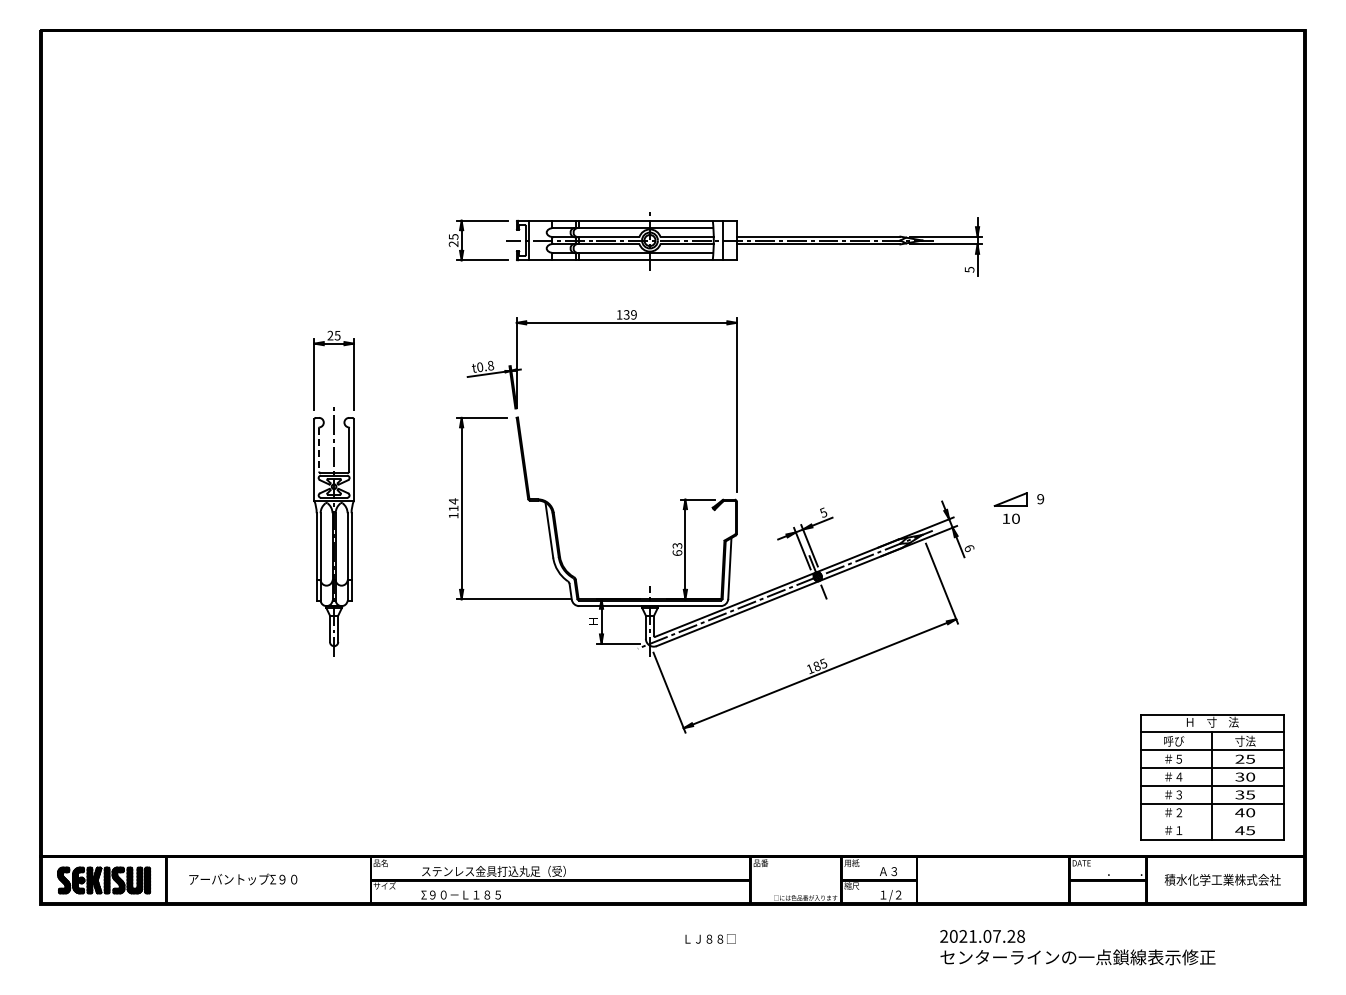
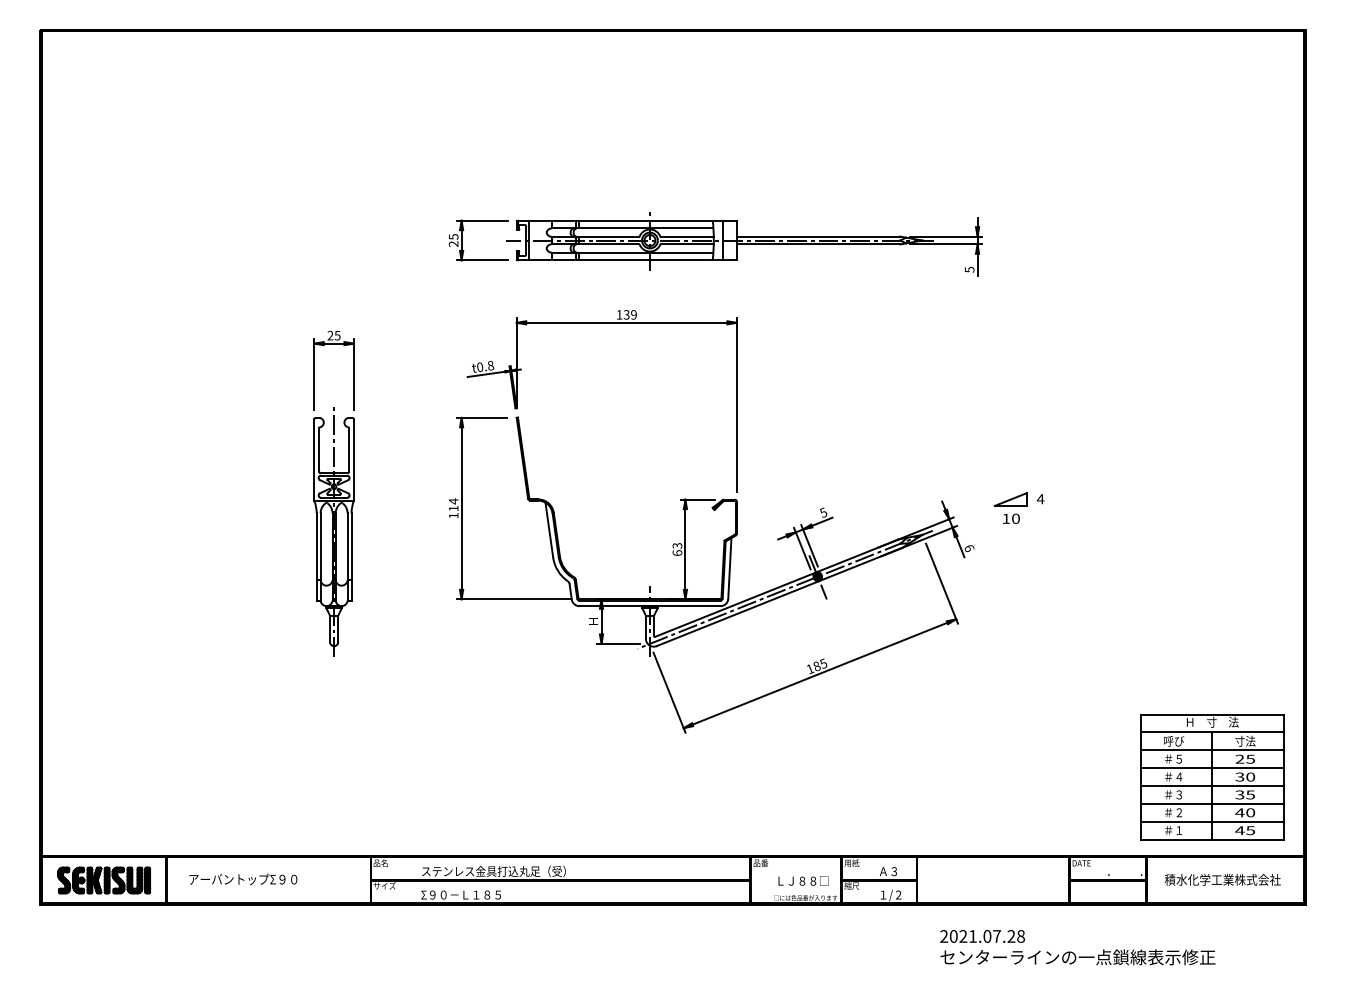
line: dashed -> solid (319, 449)
text: 9 -> 4 (1040, 499)
line: none -> present (1211, 821)
text position: (710, 938) -> (803, 880) (803, 880)
